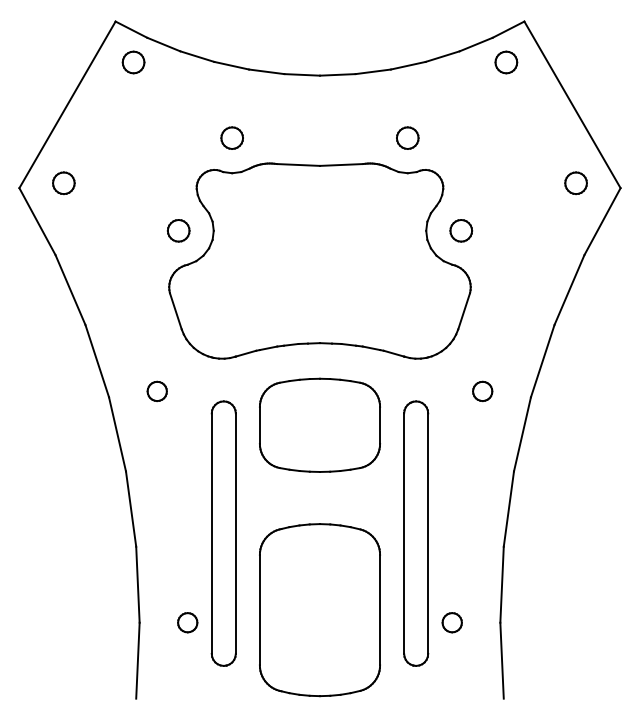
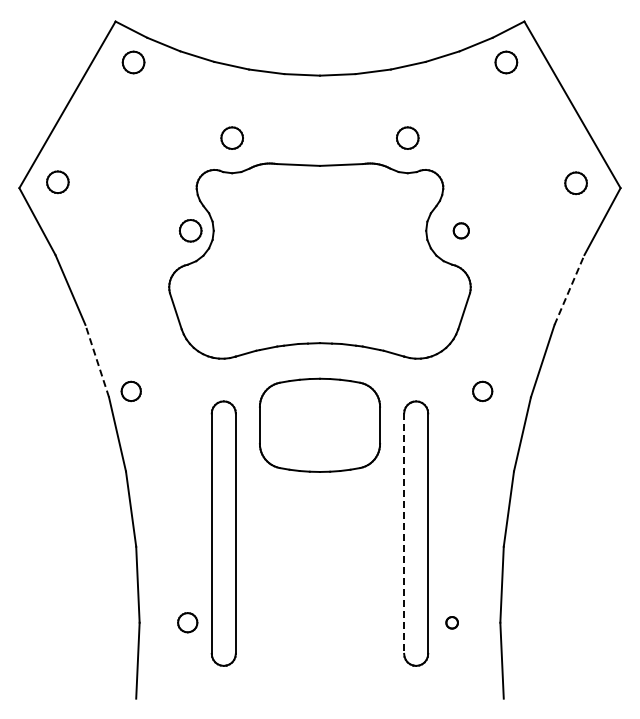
part position: (63, 183) -> (57, 182) (57, 182)
part position: (178, 230) -> (190, 230) (190, 230)
part size: 25x24 px -> 18x18 px (460, 230)
line: solid -> dashed (569, 289)
line: solid -> dashed (97, 360)
part position: (156, 391) -> (130, 391) (130, 391)
line: solid -> dashed (404, 534)
part: present -> none (319, 610)
part size: 22x22 px -> 14x14 px (451, 622)
